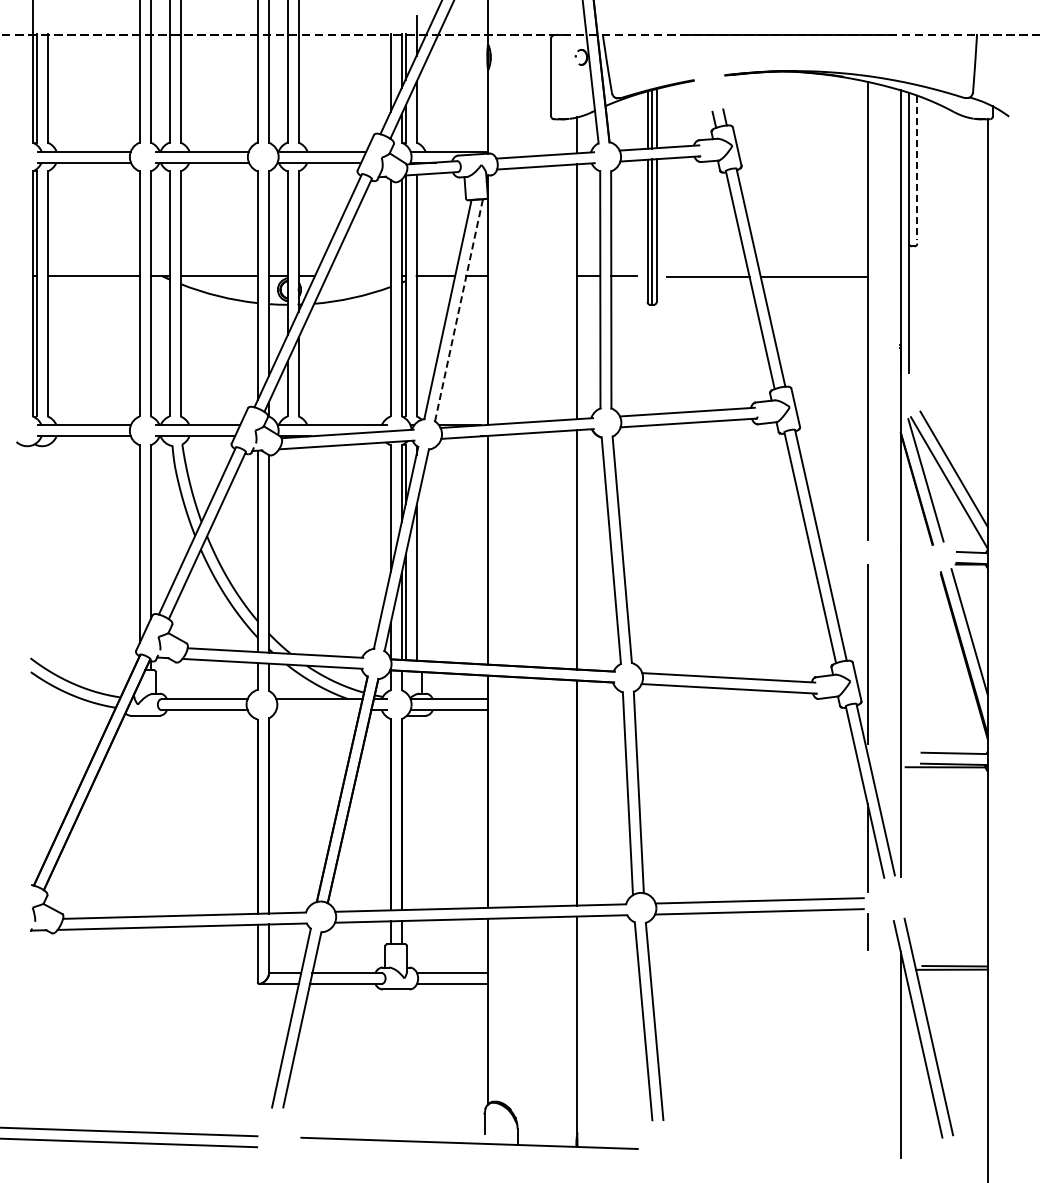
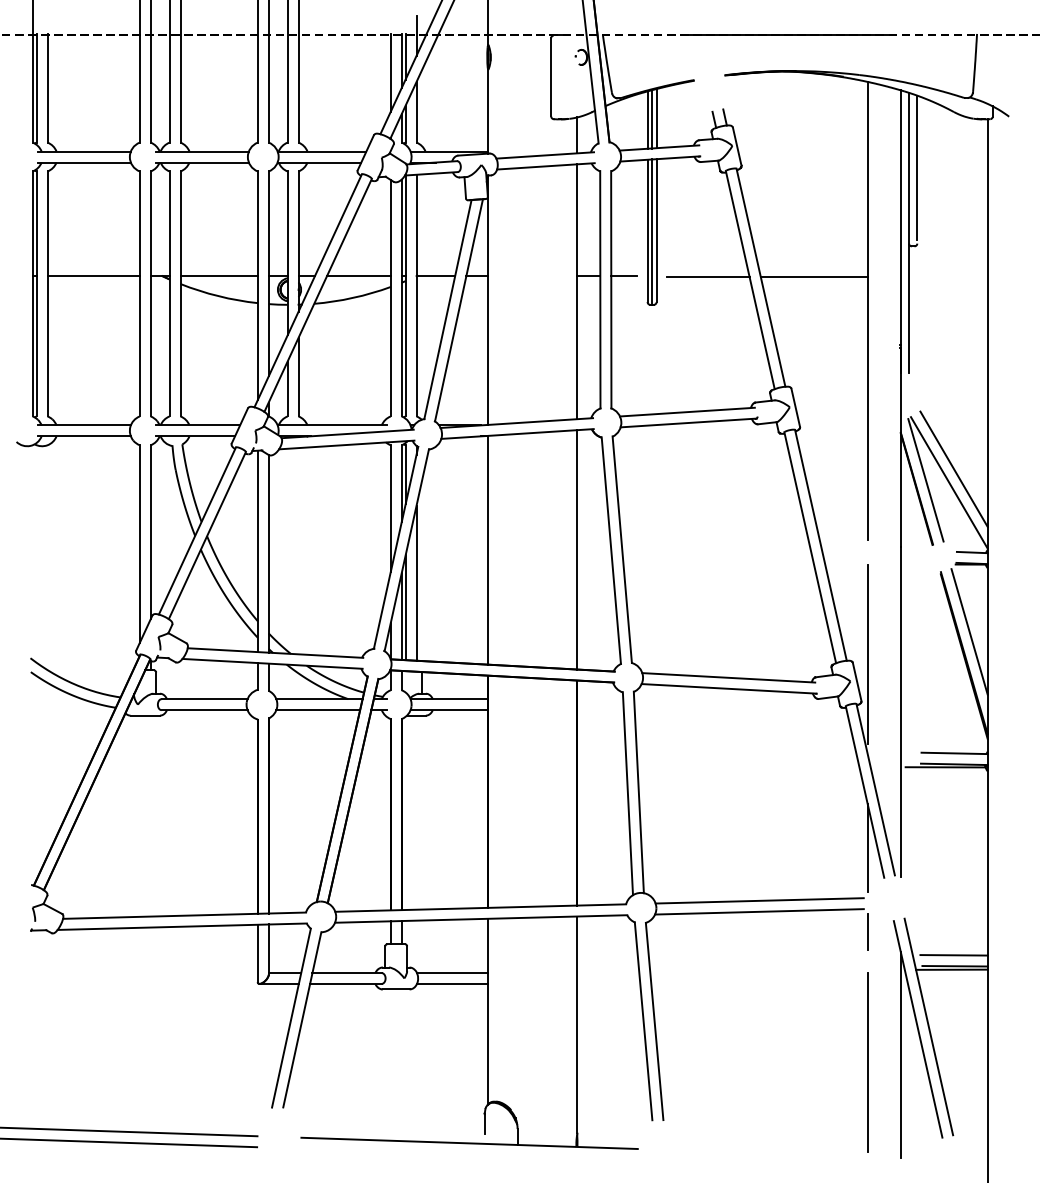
line: dashed -> solid (917, 168)
line: none -> present (358, 275)
line: dashed -> solid (459, 310)
line: none -> present (318, 710)
line: none -> present (953, 955)
line: none -> present (867, 1062)
